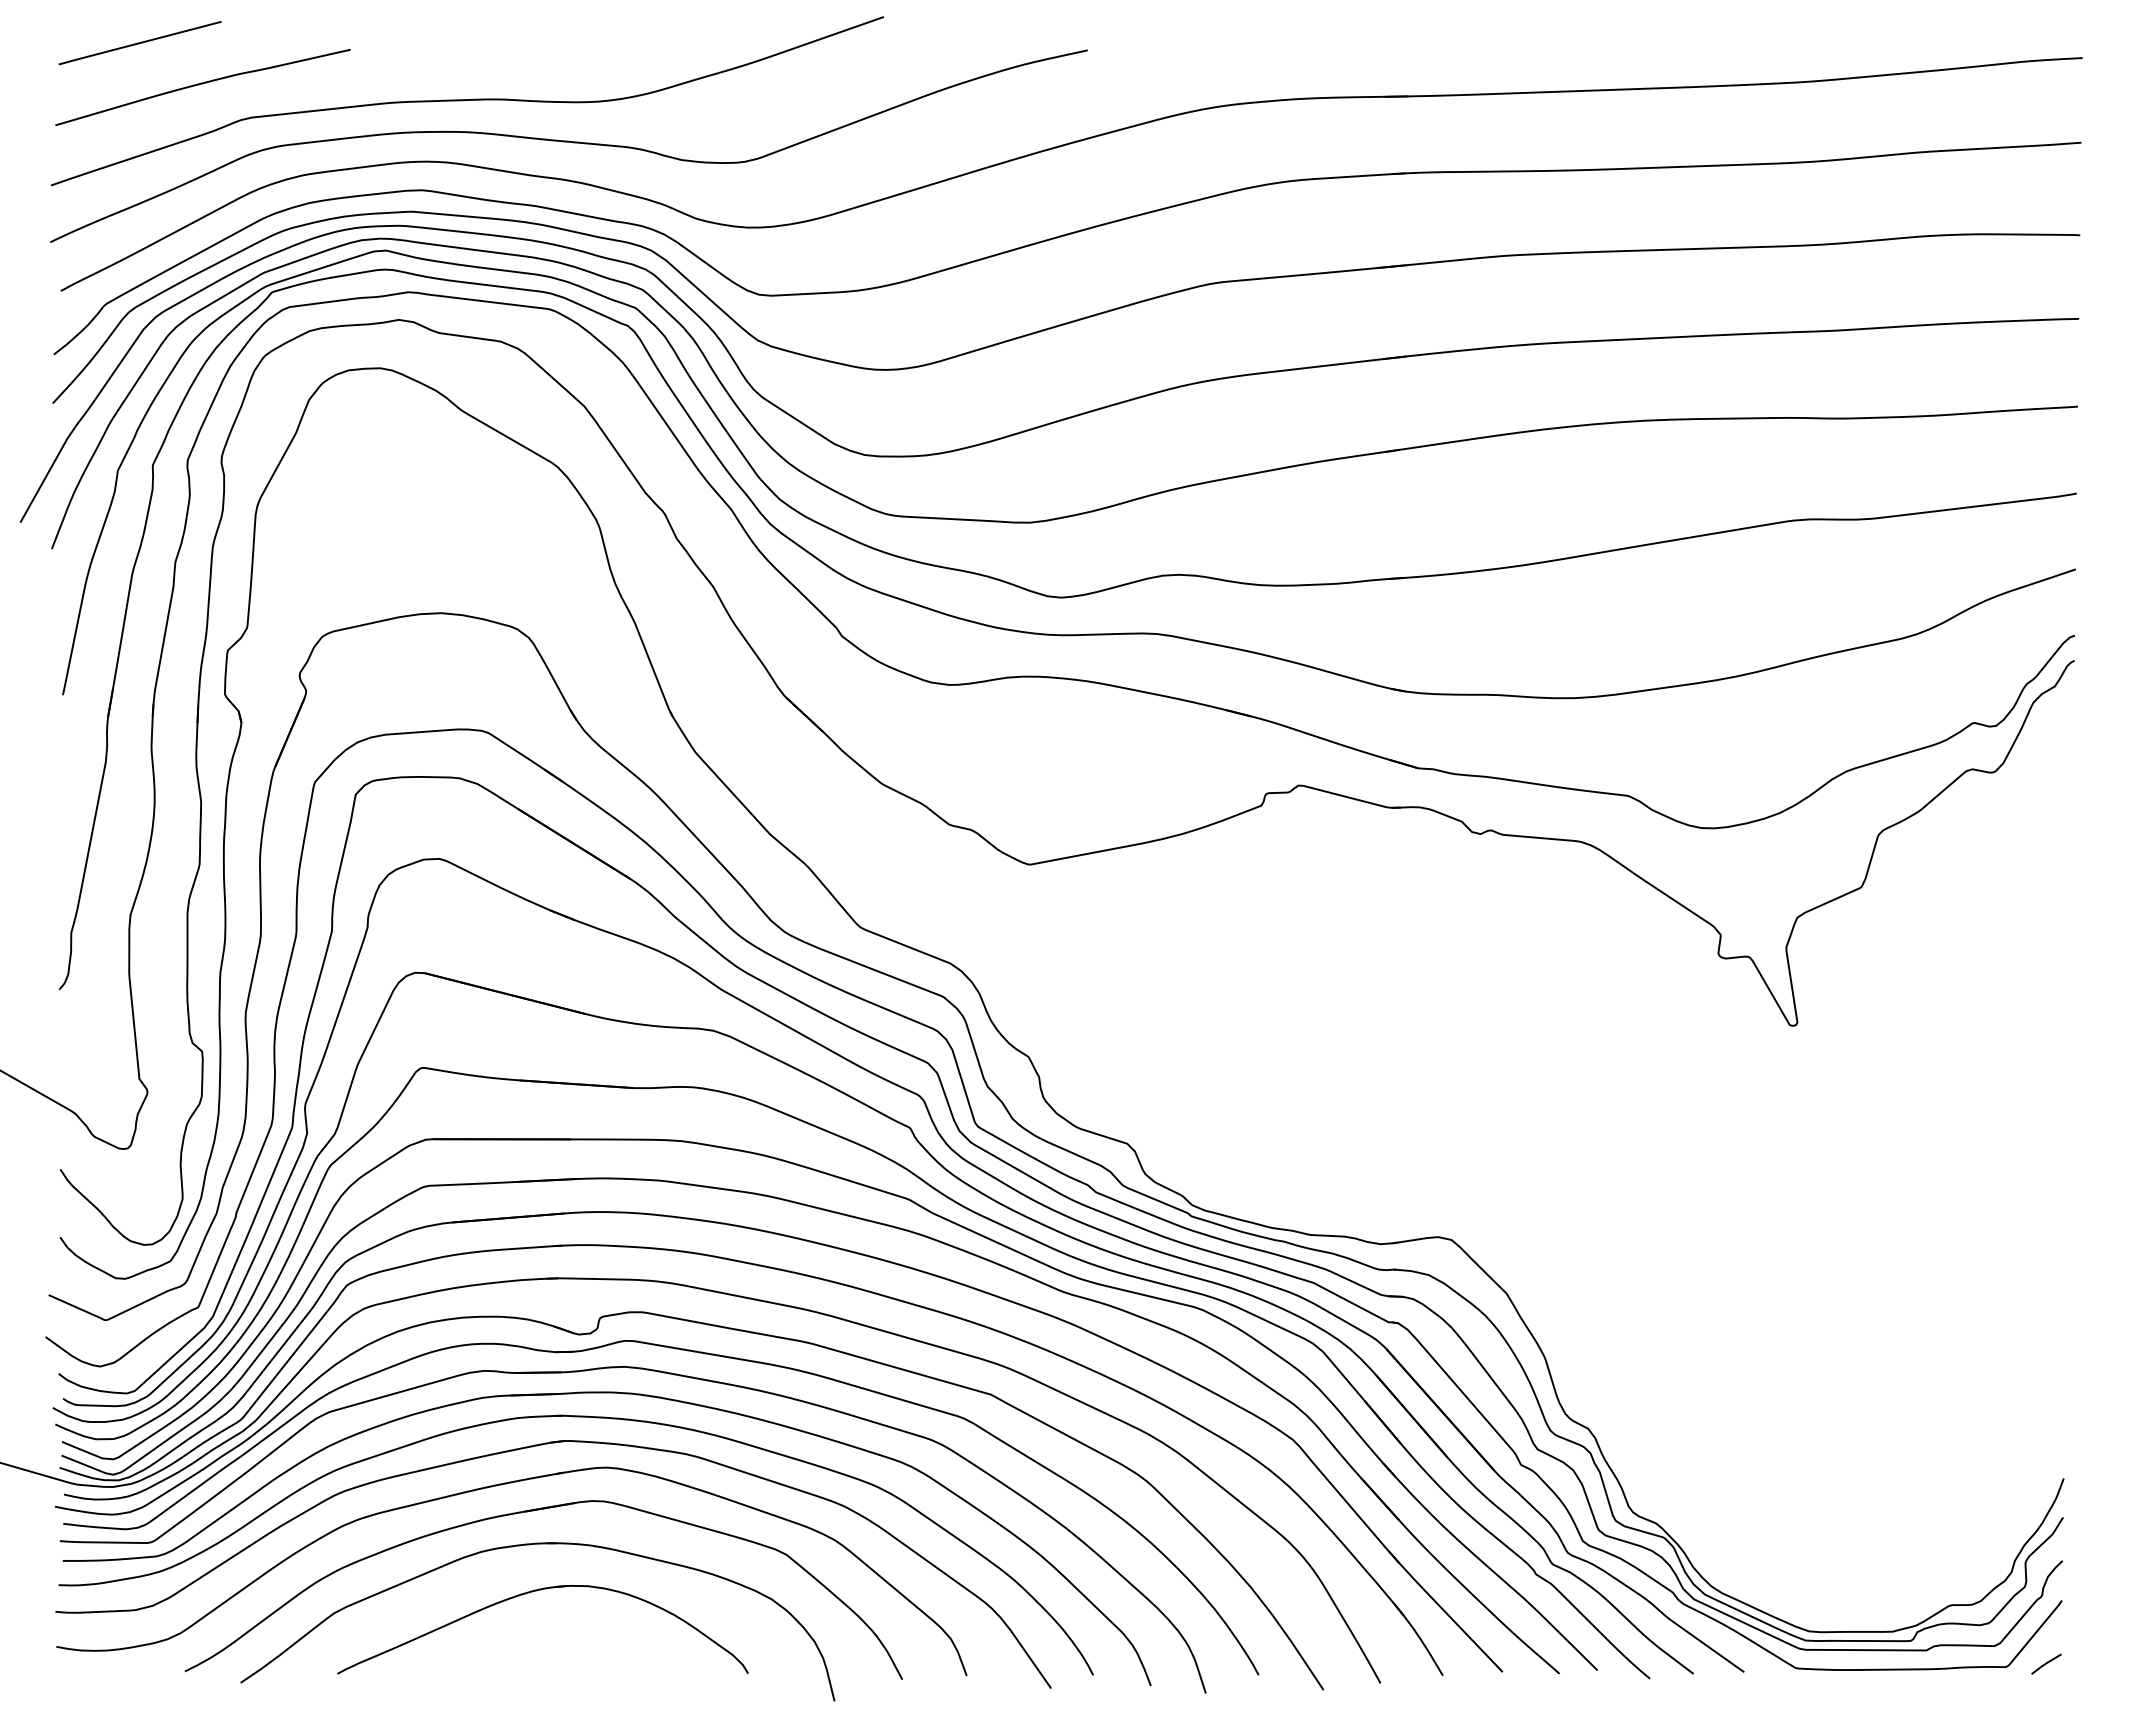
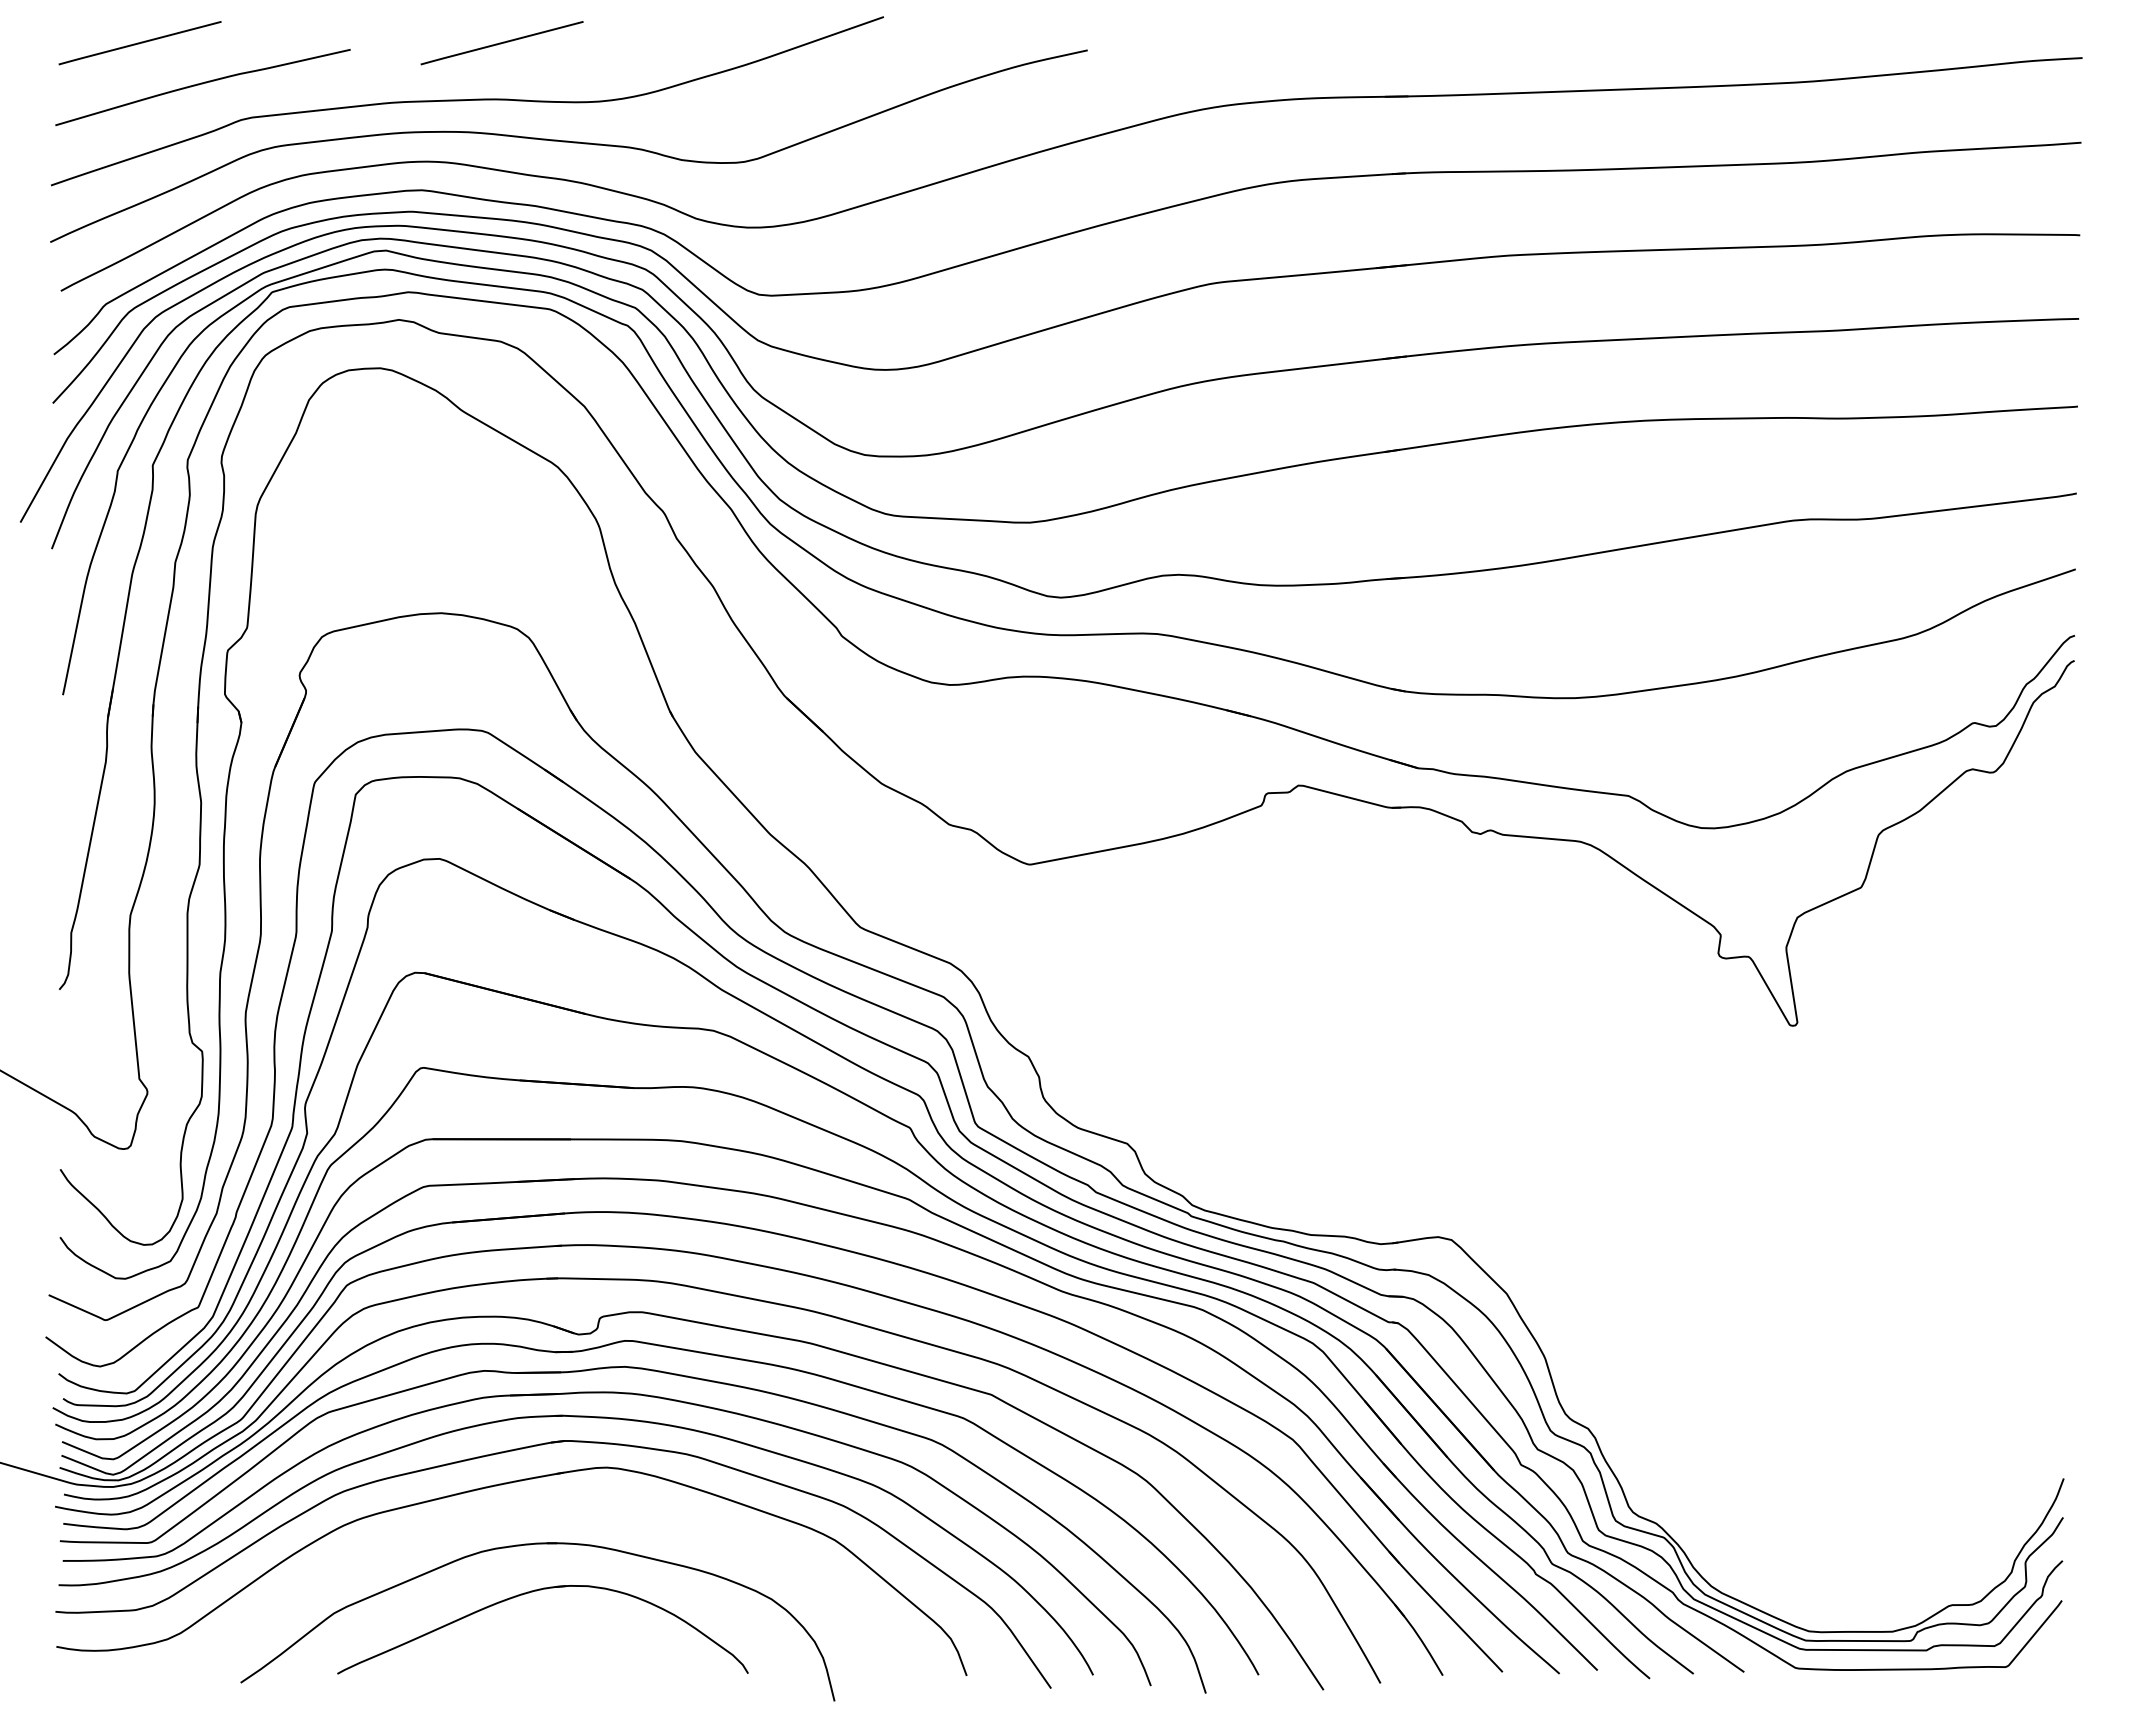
line: none -> present (501, 43)
part: present -> none (533, 1511)
line: present -> none (2046, 1663)
